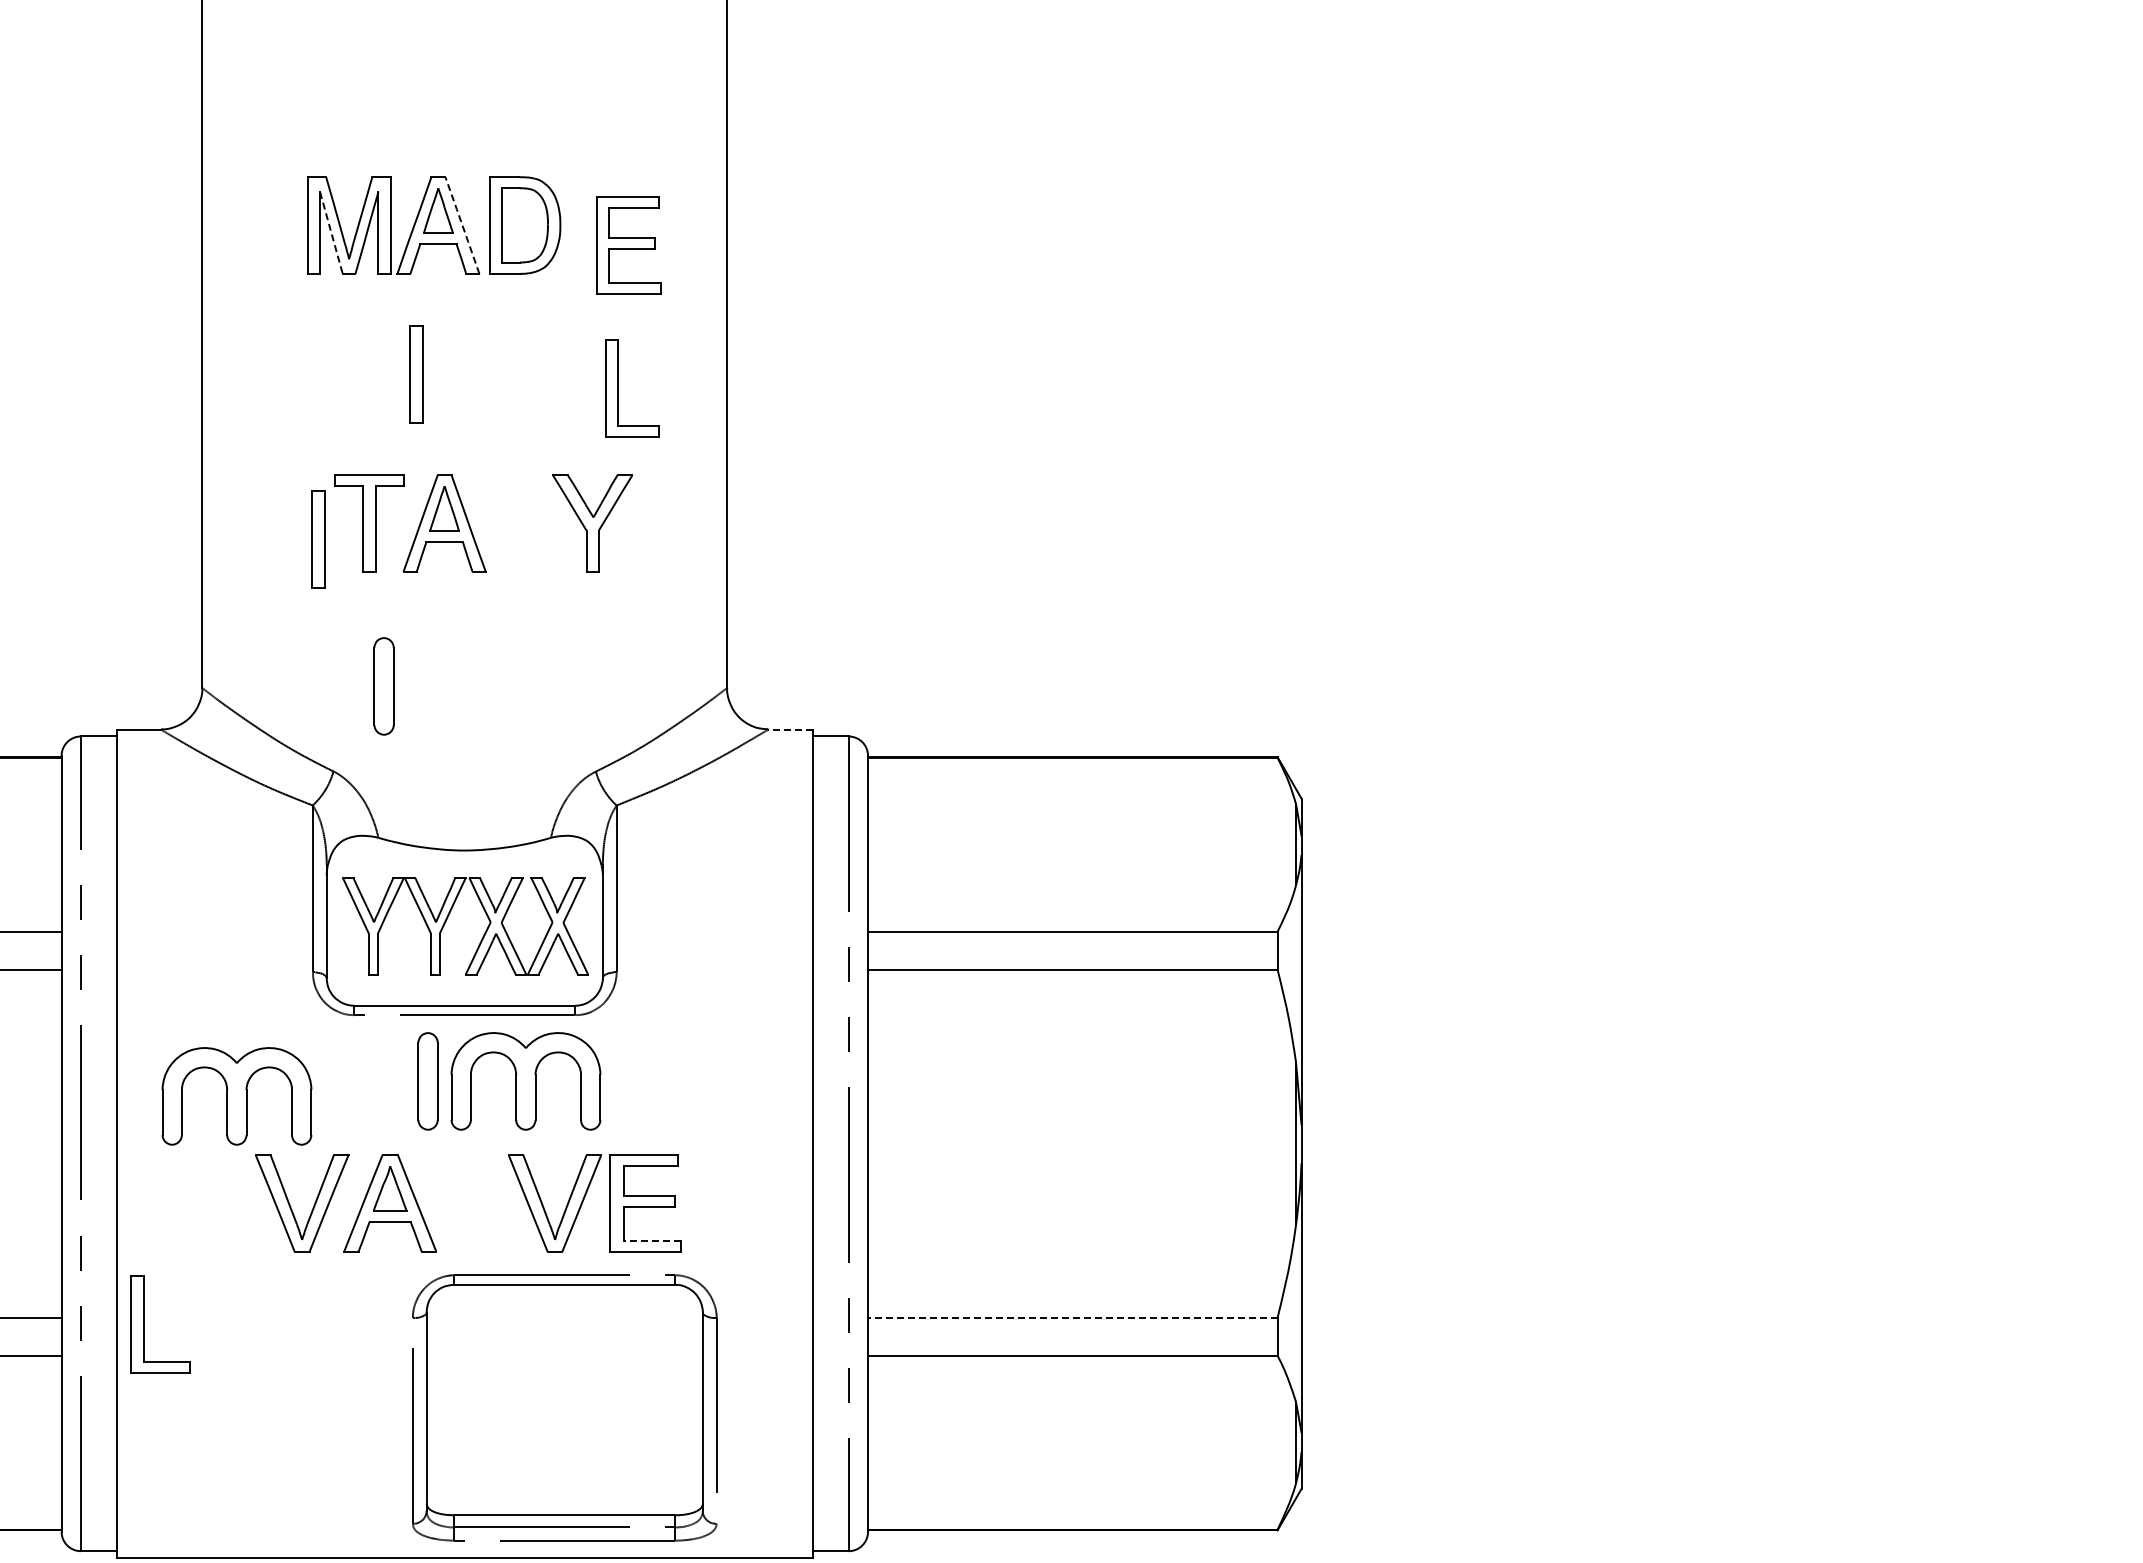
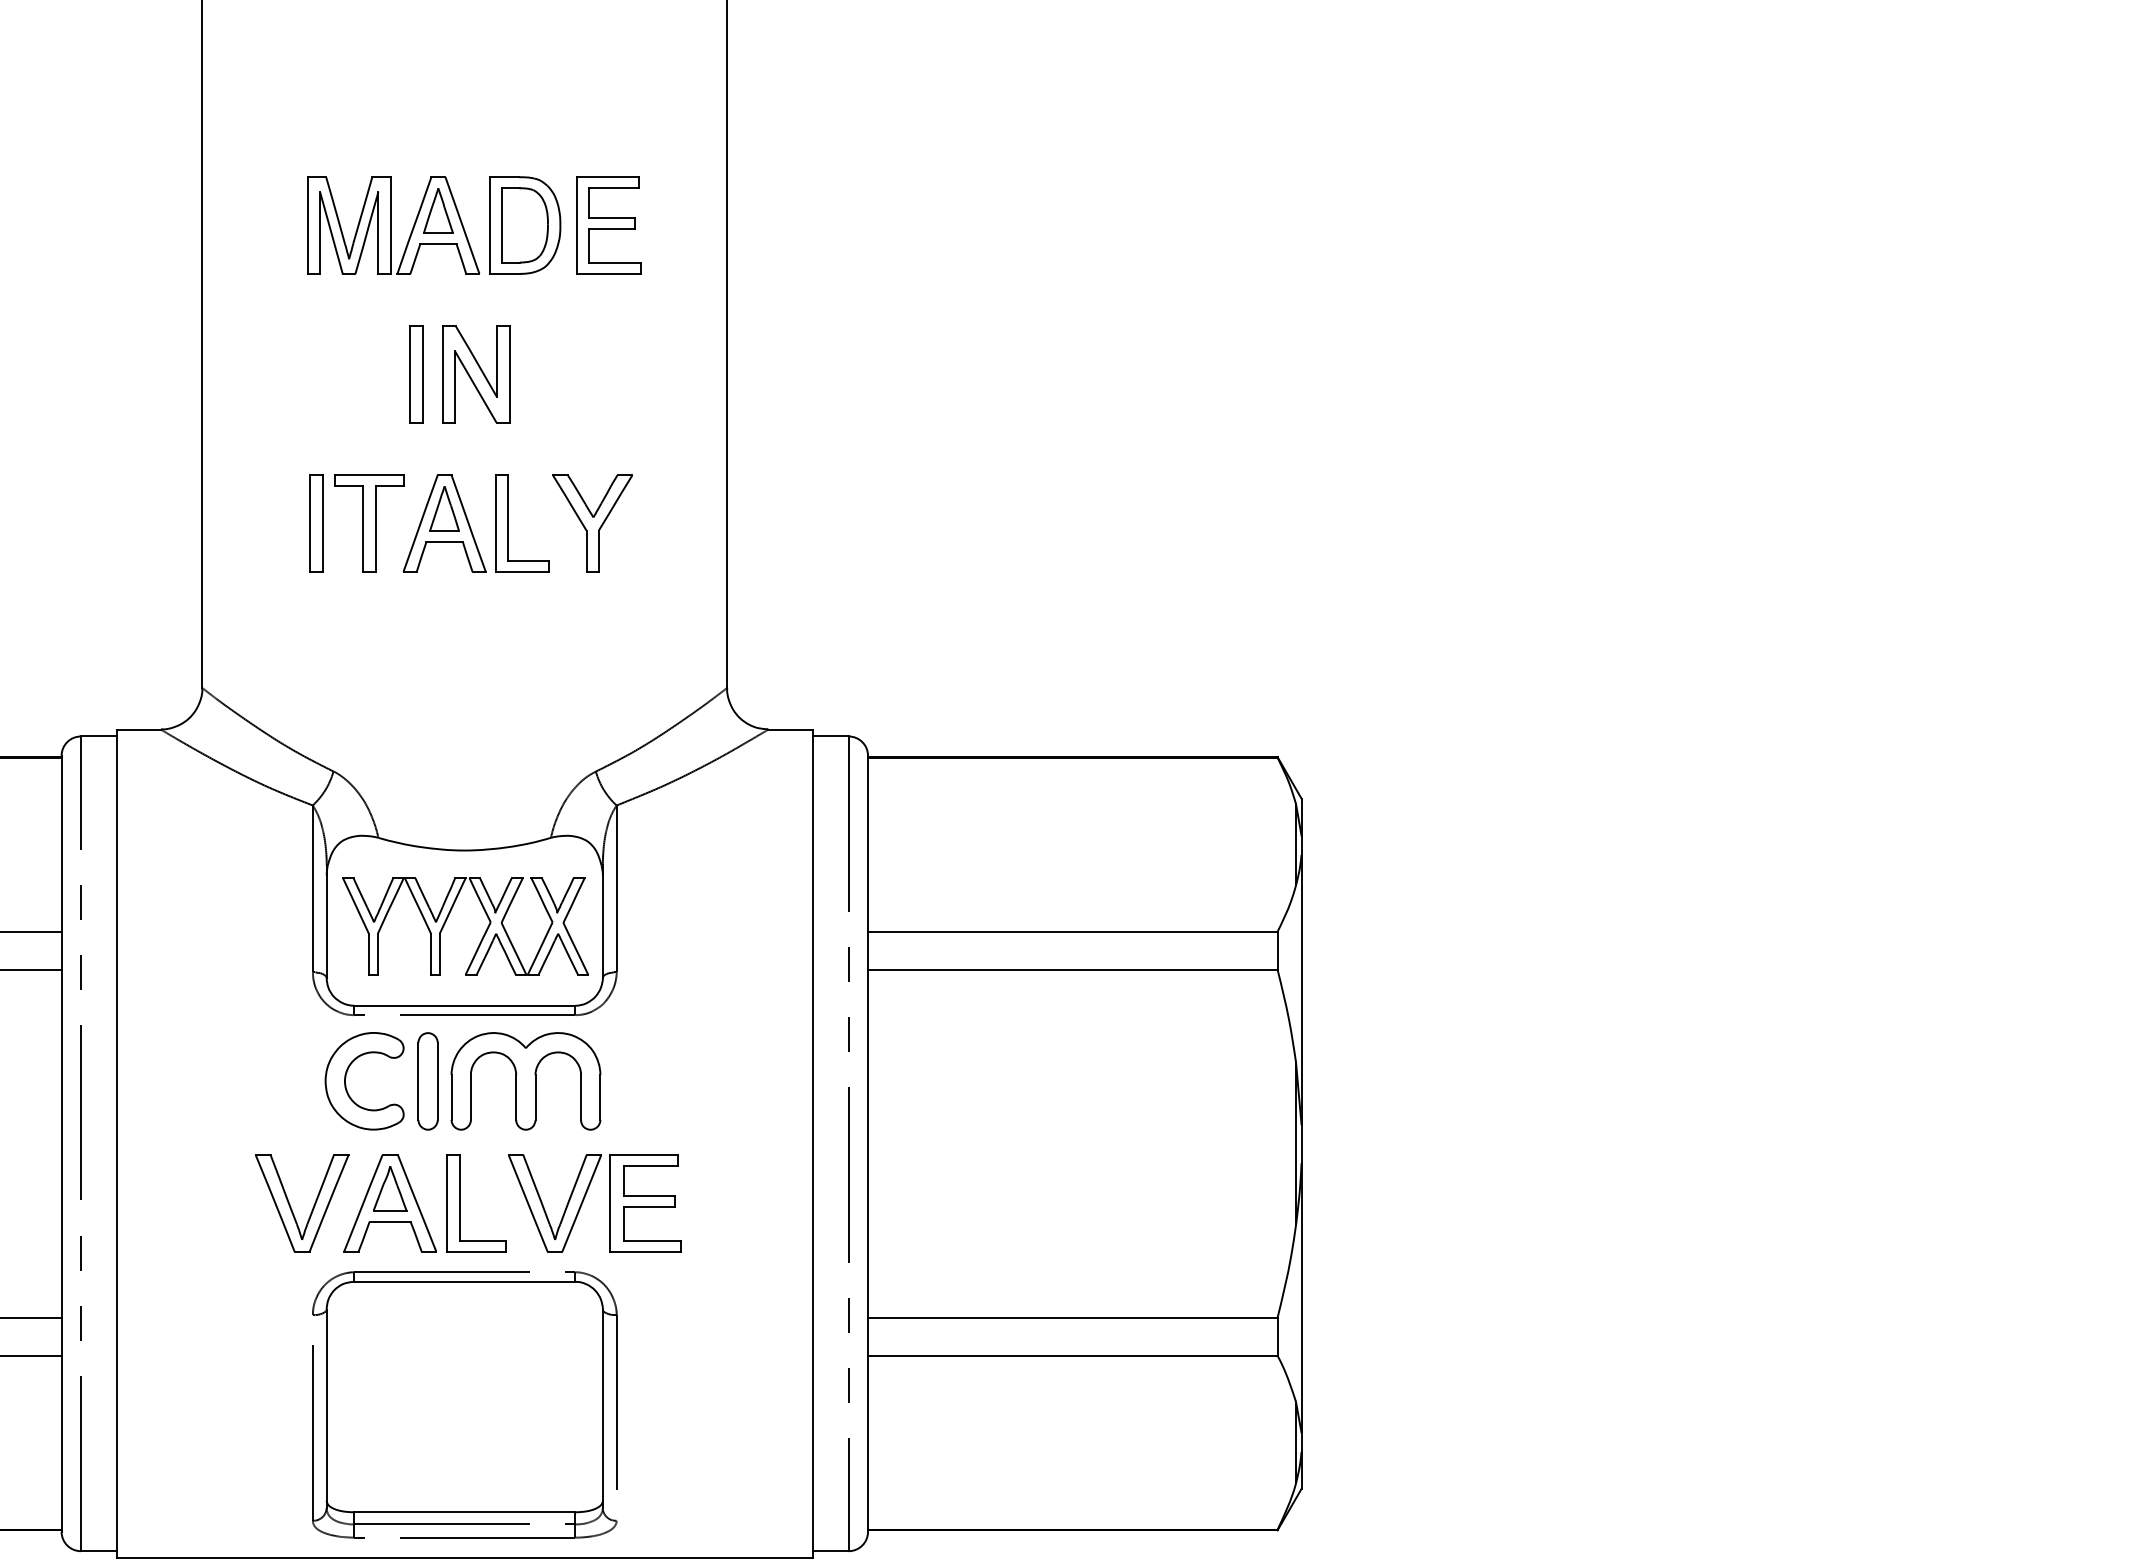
line: dashed -> solid (462, 225)
line: dashed -> solid (331, 232)
part position: (628, 245) -> (608, 225) (608, 225)
part: none -> present (476, 374)
part position: (618, 388) -> (508, 523) (508, 523)
part position: (318, 539) -> (316, 523) (316, 523)
part: present -> none (383, 686)
line: dashed -> solid (790, 729)
part: none -> present (346, 1084)
part: present -> none (236, 1096)
line: dashed -> solid (651, 1240)
line: dashed -> solid (1072, 1317)
part position: (144, 1324) -> (460, 1203) (460, 1203)
part position: (564, 1407) -> (464, 1404) (464, 1404)
